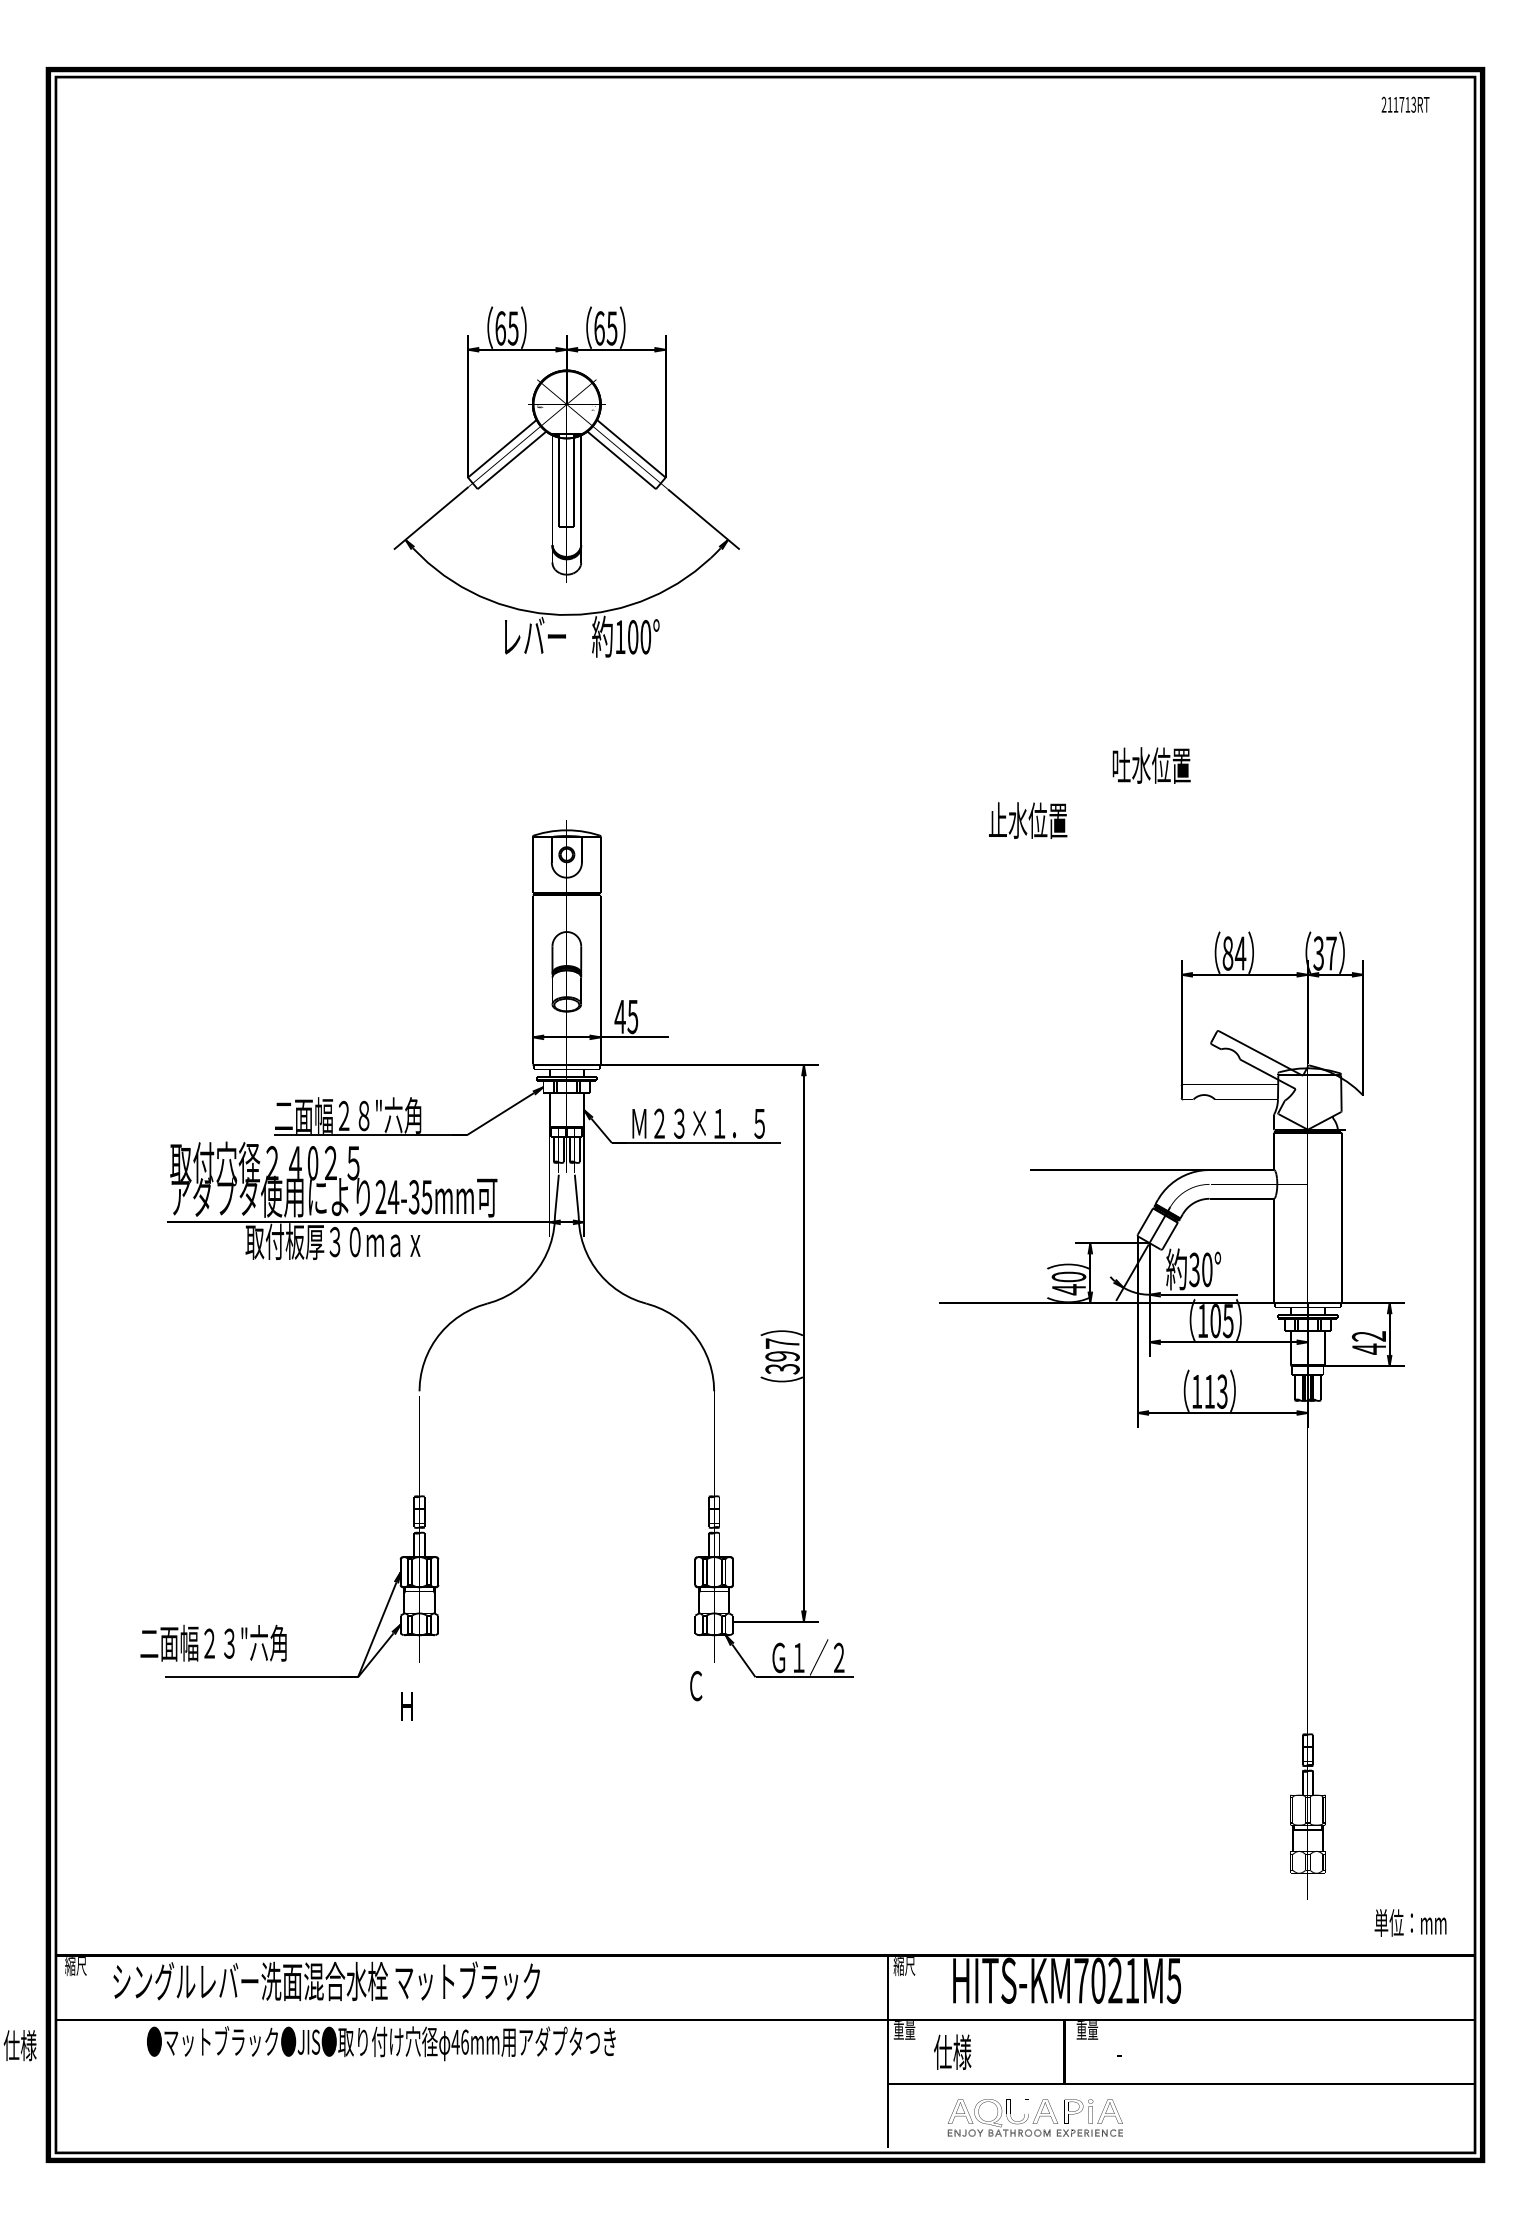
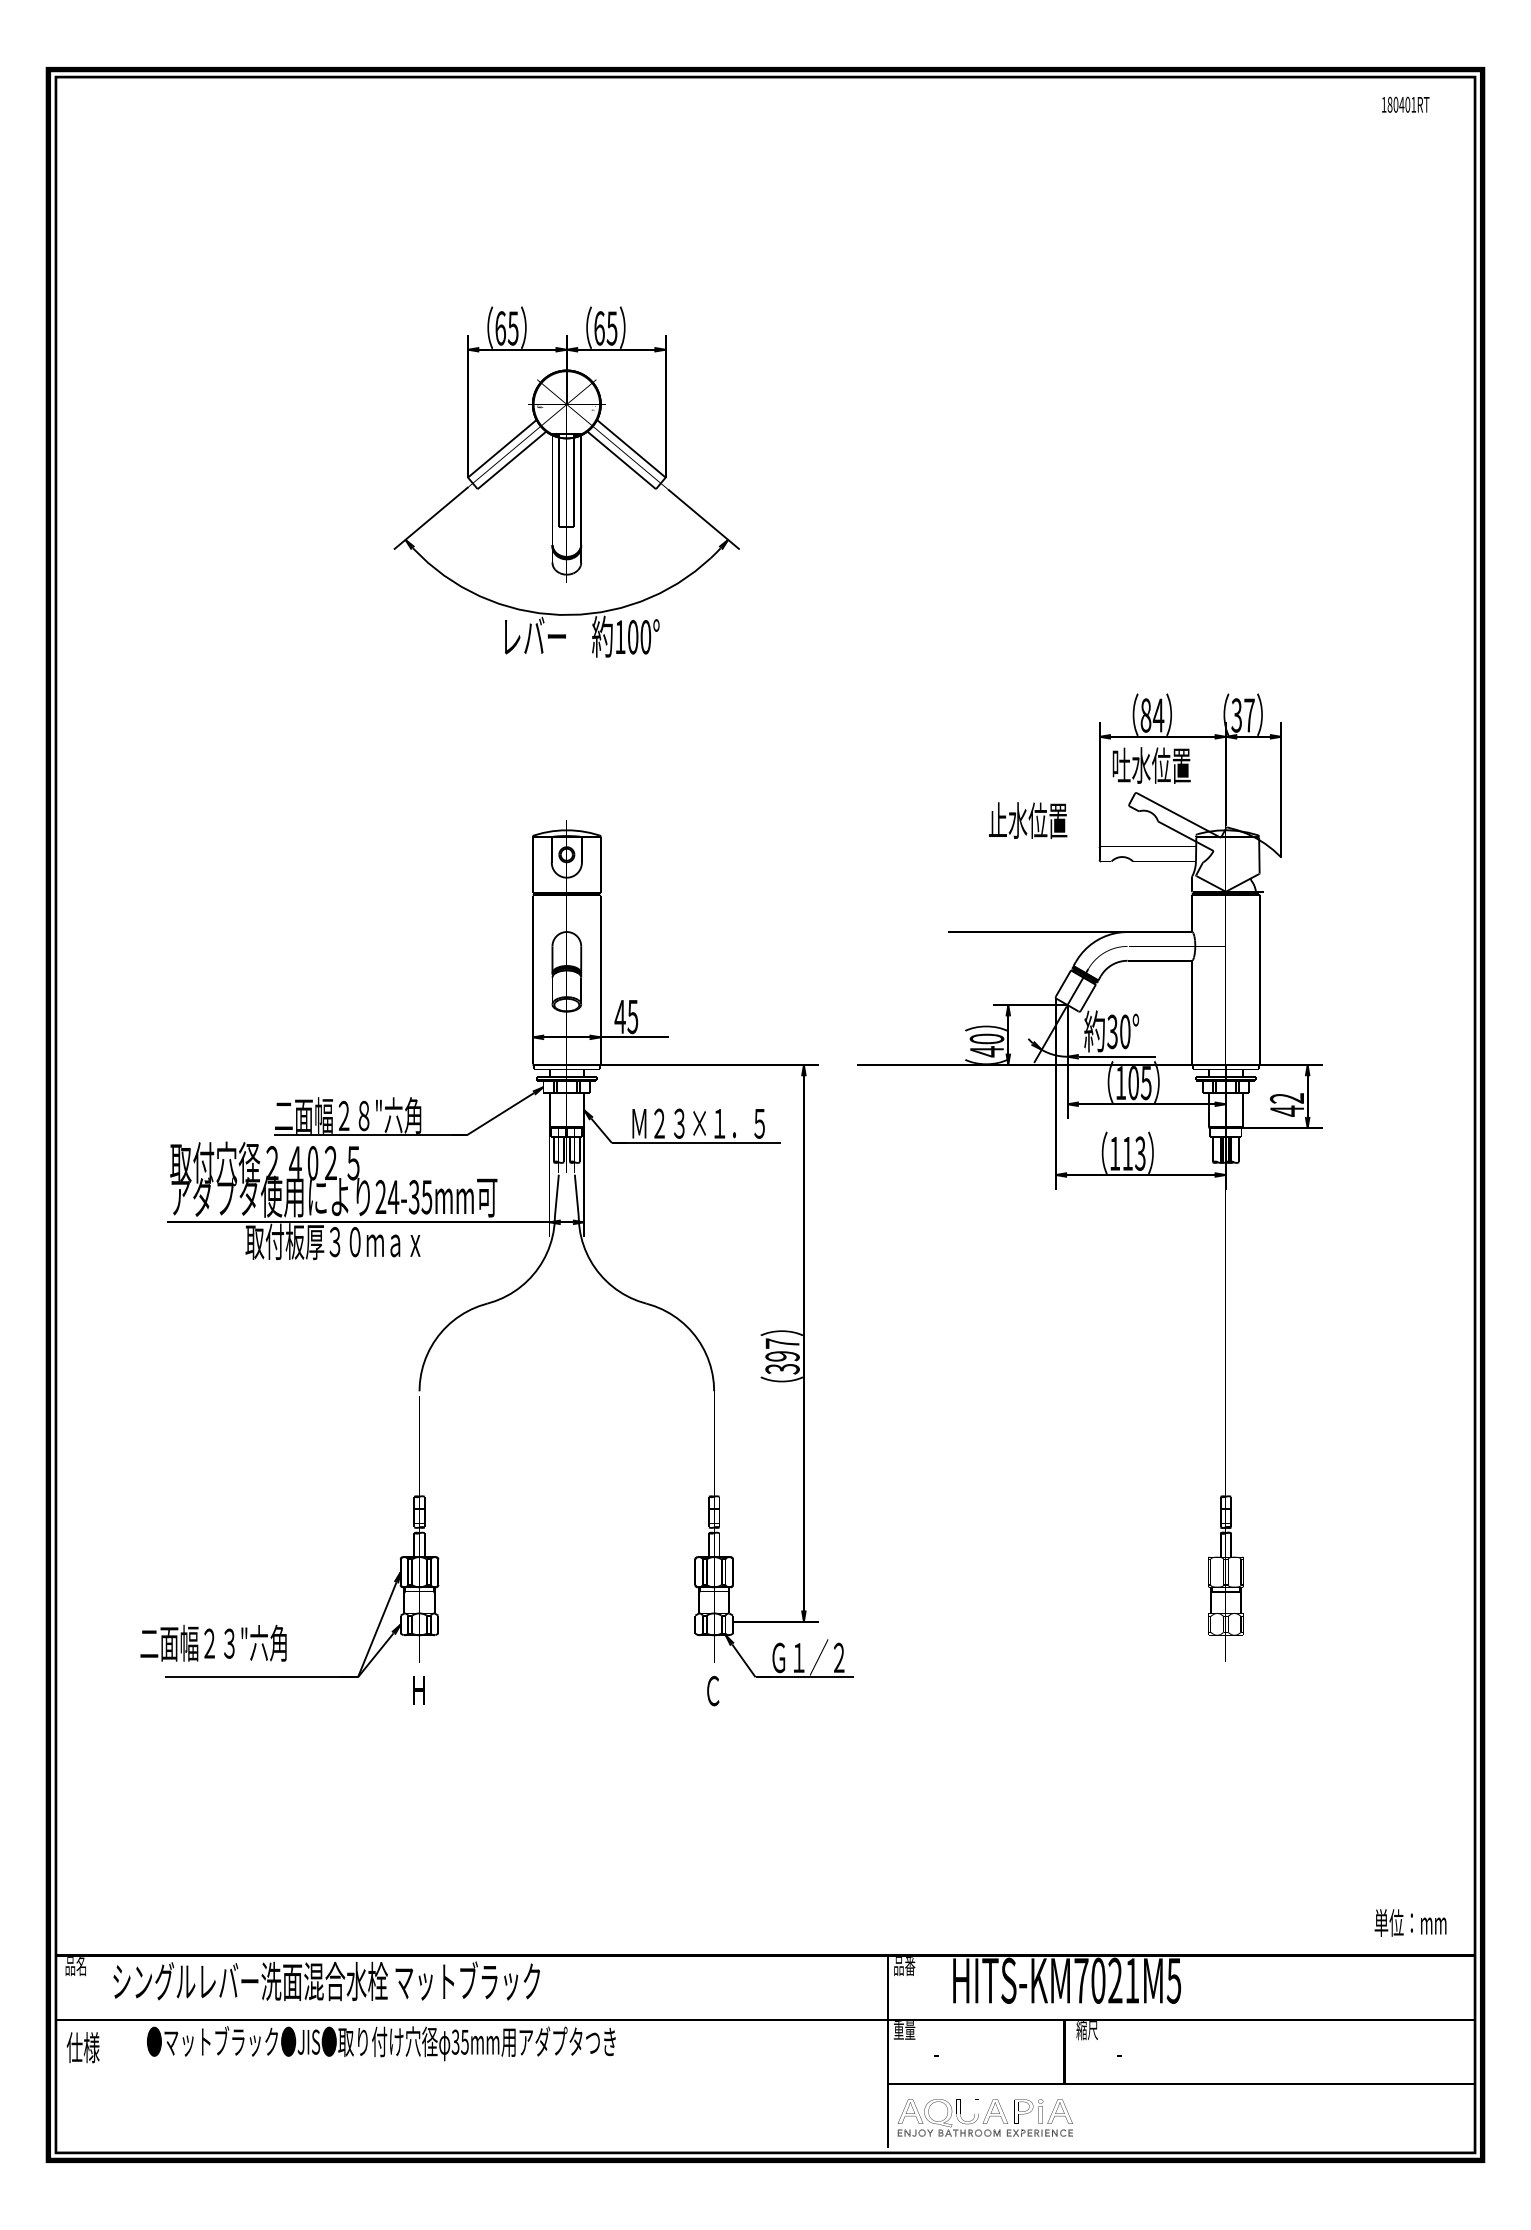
text: 211713RT -> 180401RT (1398, 104)
text position: (1171, 1415) -> (1089, 1177) (1089, 1177)
text position: (696, 1686) -> (713, 1691) (713, 1691)
text position: (406, 1706) -> (418, 1690) (418, 1690)
text: 縮尺 -> 品名 (75, 1966)
text: 縮尺 -> 品番 (904, 1966)
text: 重量 -> 縮尺 (1087, 2030)
text: 46mm -> 35mm (459, 2041)
text position: (19, 2045) -> (82, 2047) (82, 2047)
text: 仕様 -> - (952, 2051)
part position: (1034, 2117) -> (984, 2117) (984, 2117)
